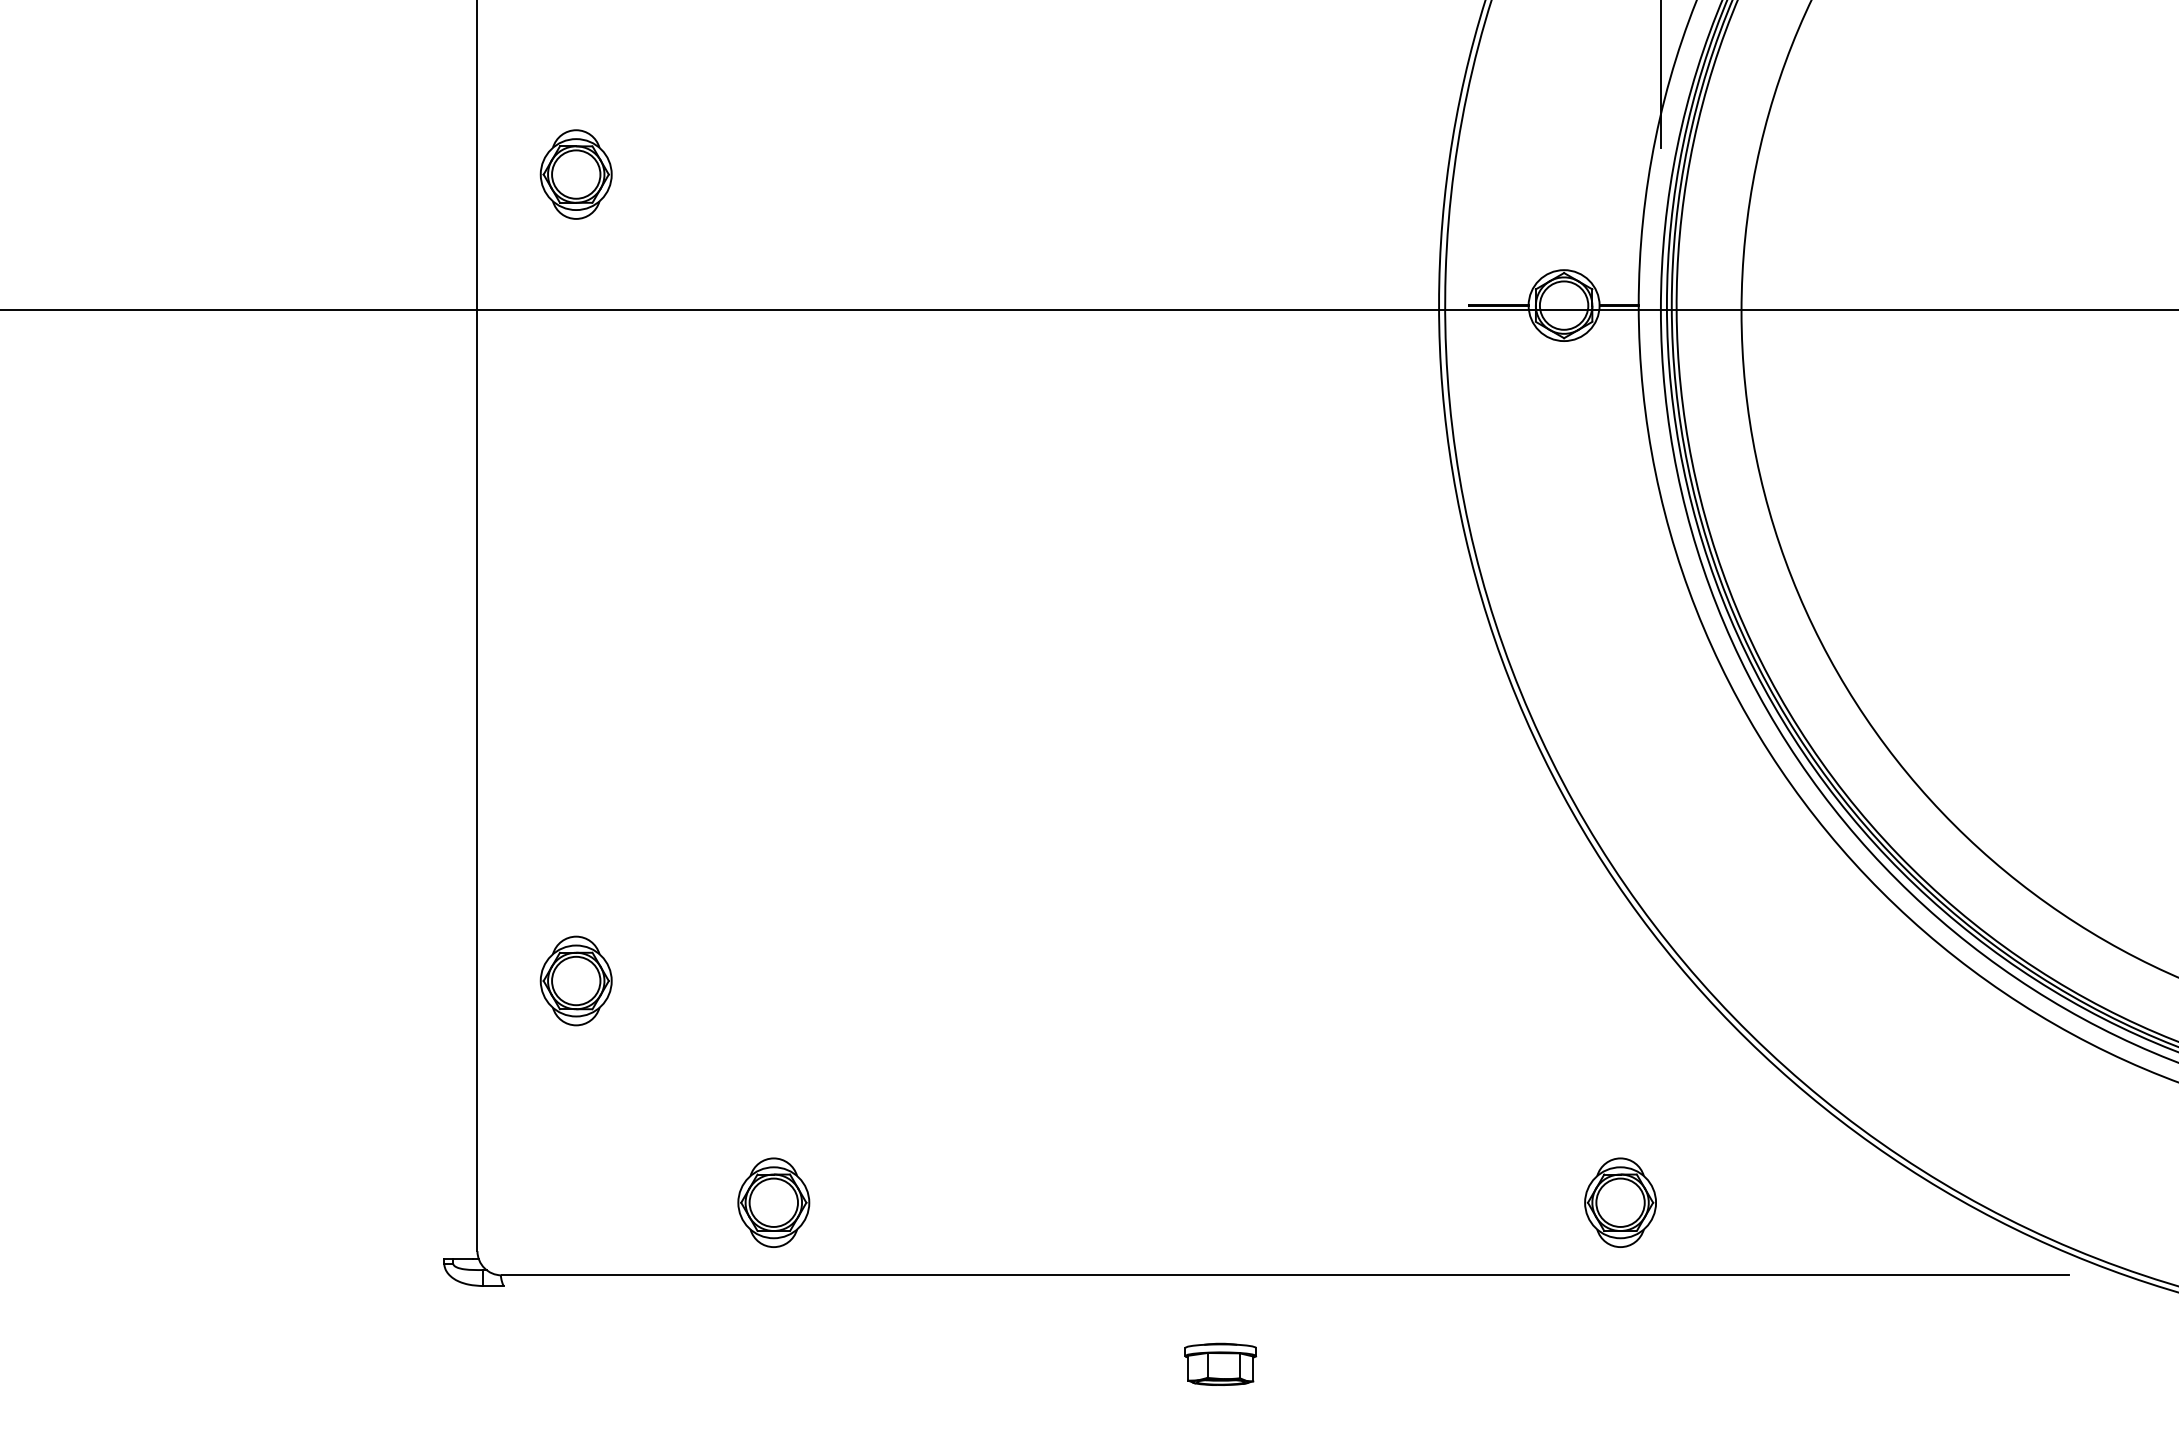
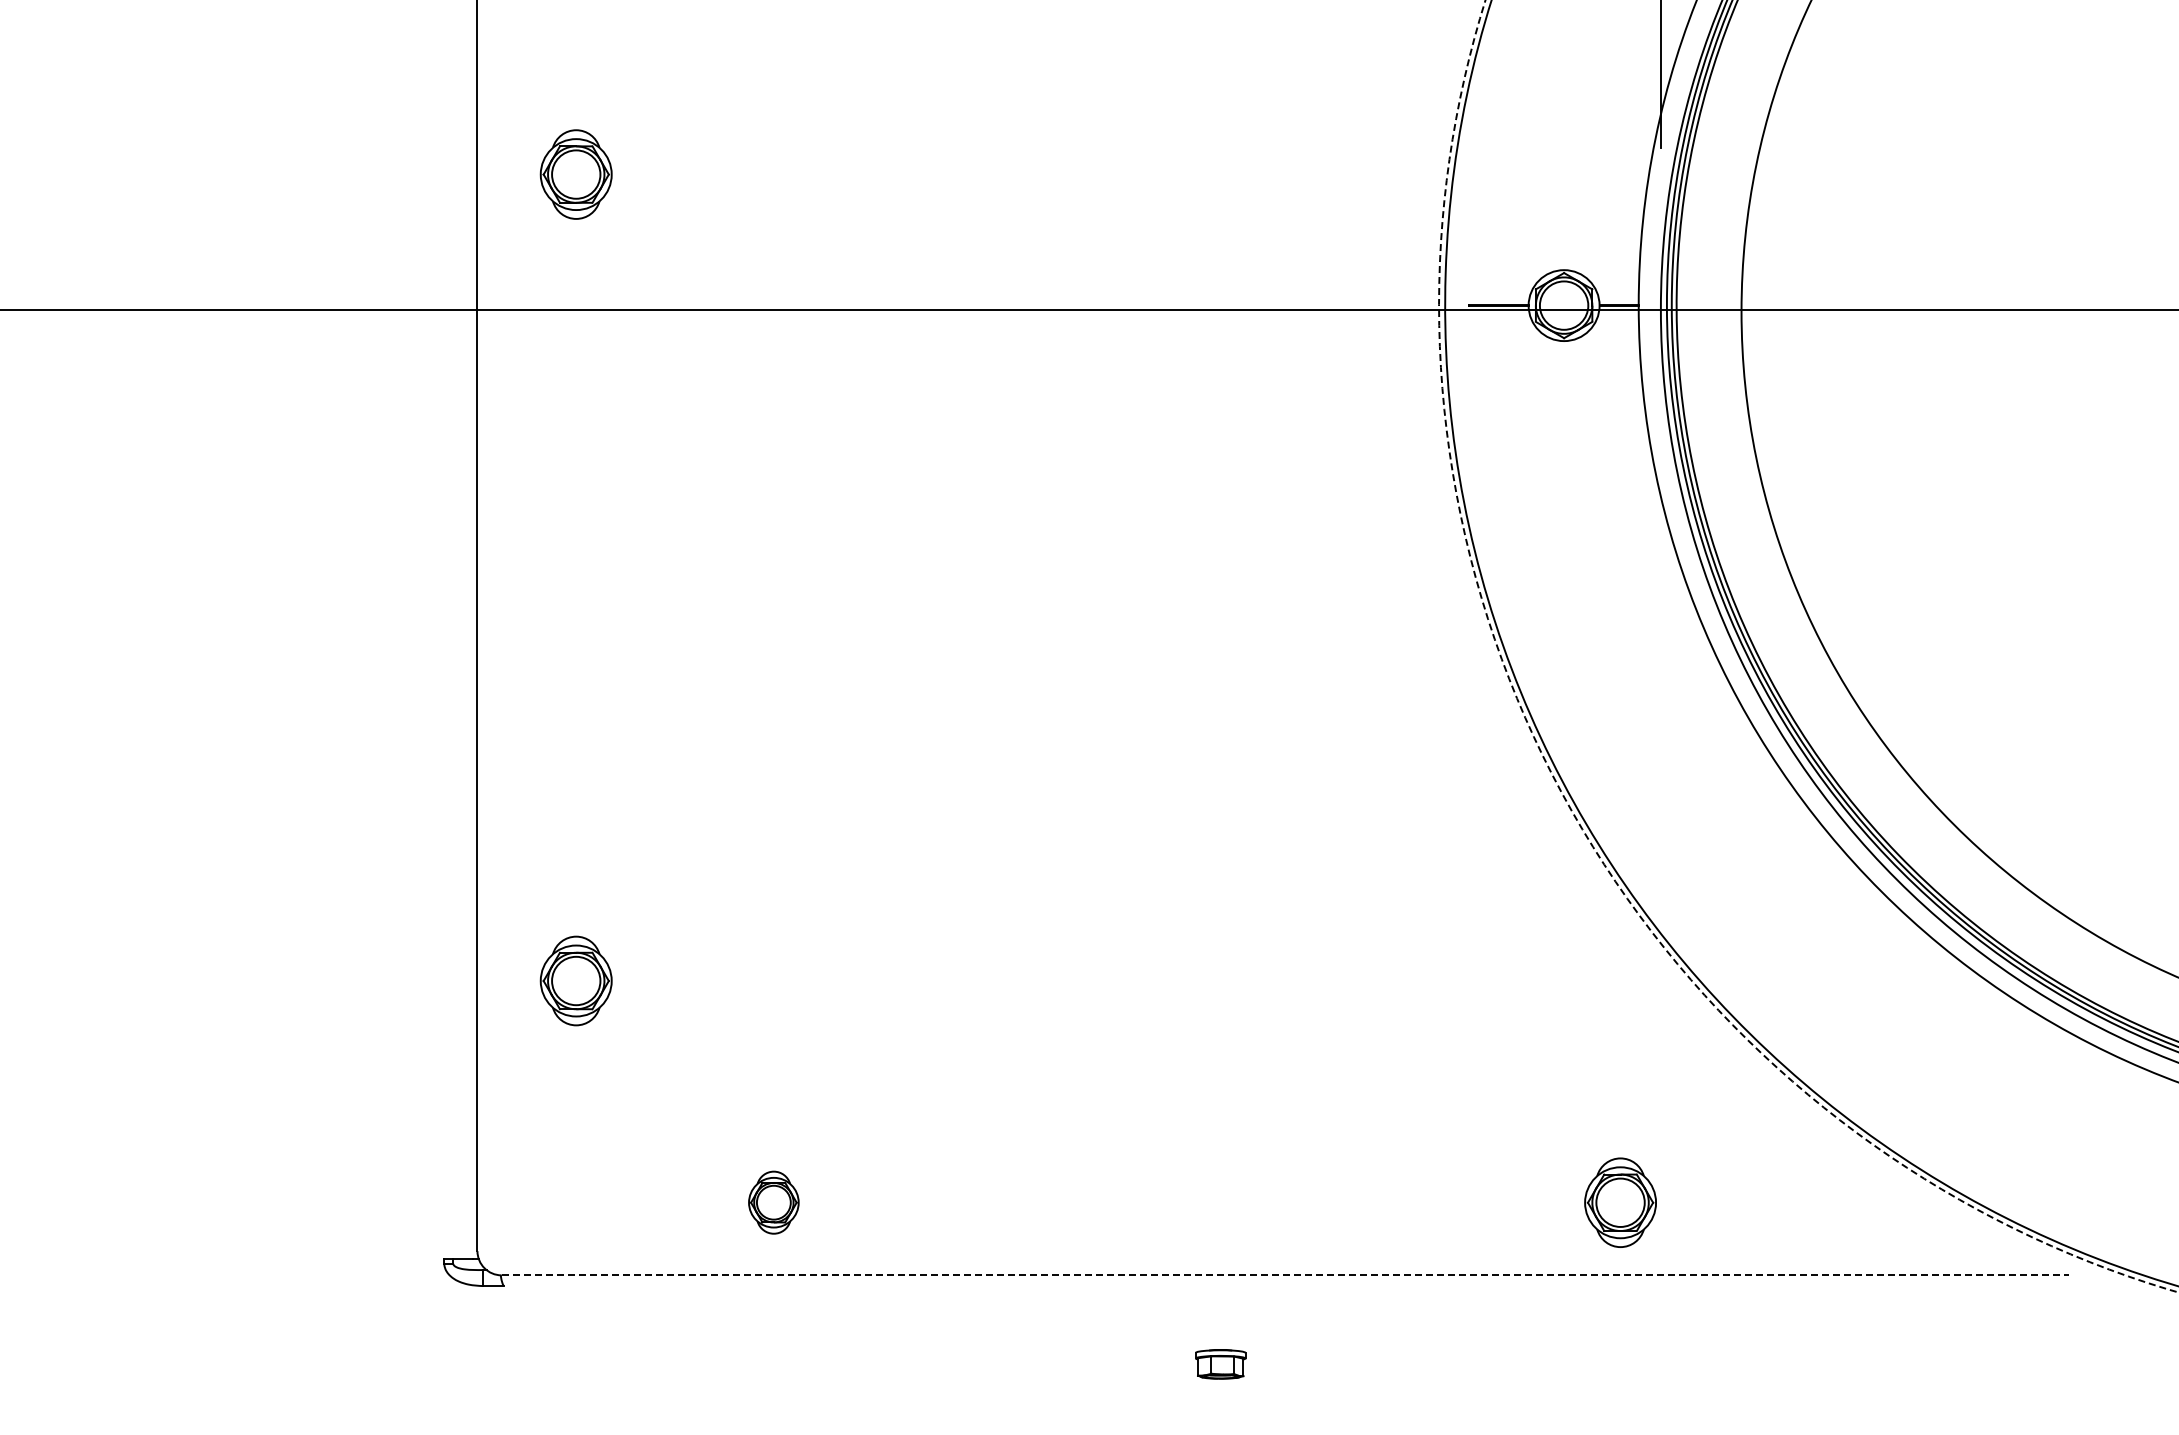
arc: solid -> dashed (1562, 792)
part size: 74x91 px -> 52x65 px (773, 1202)
line: solid -> dashed (1285, 1275)
part size: 73x44 px -> 52x31 px (1220, 1364)
